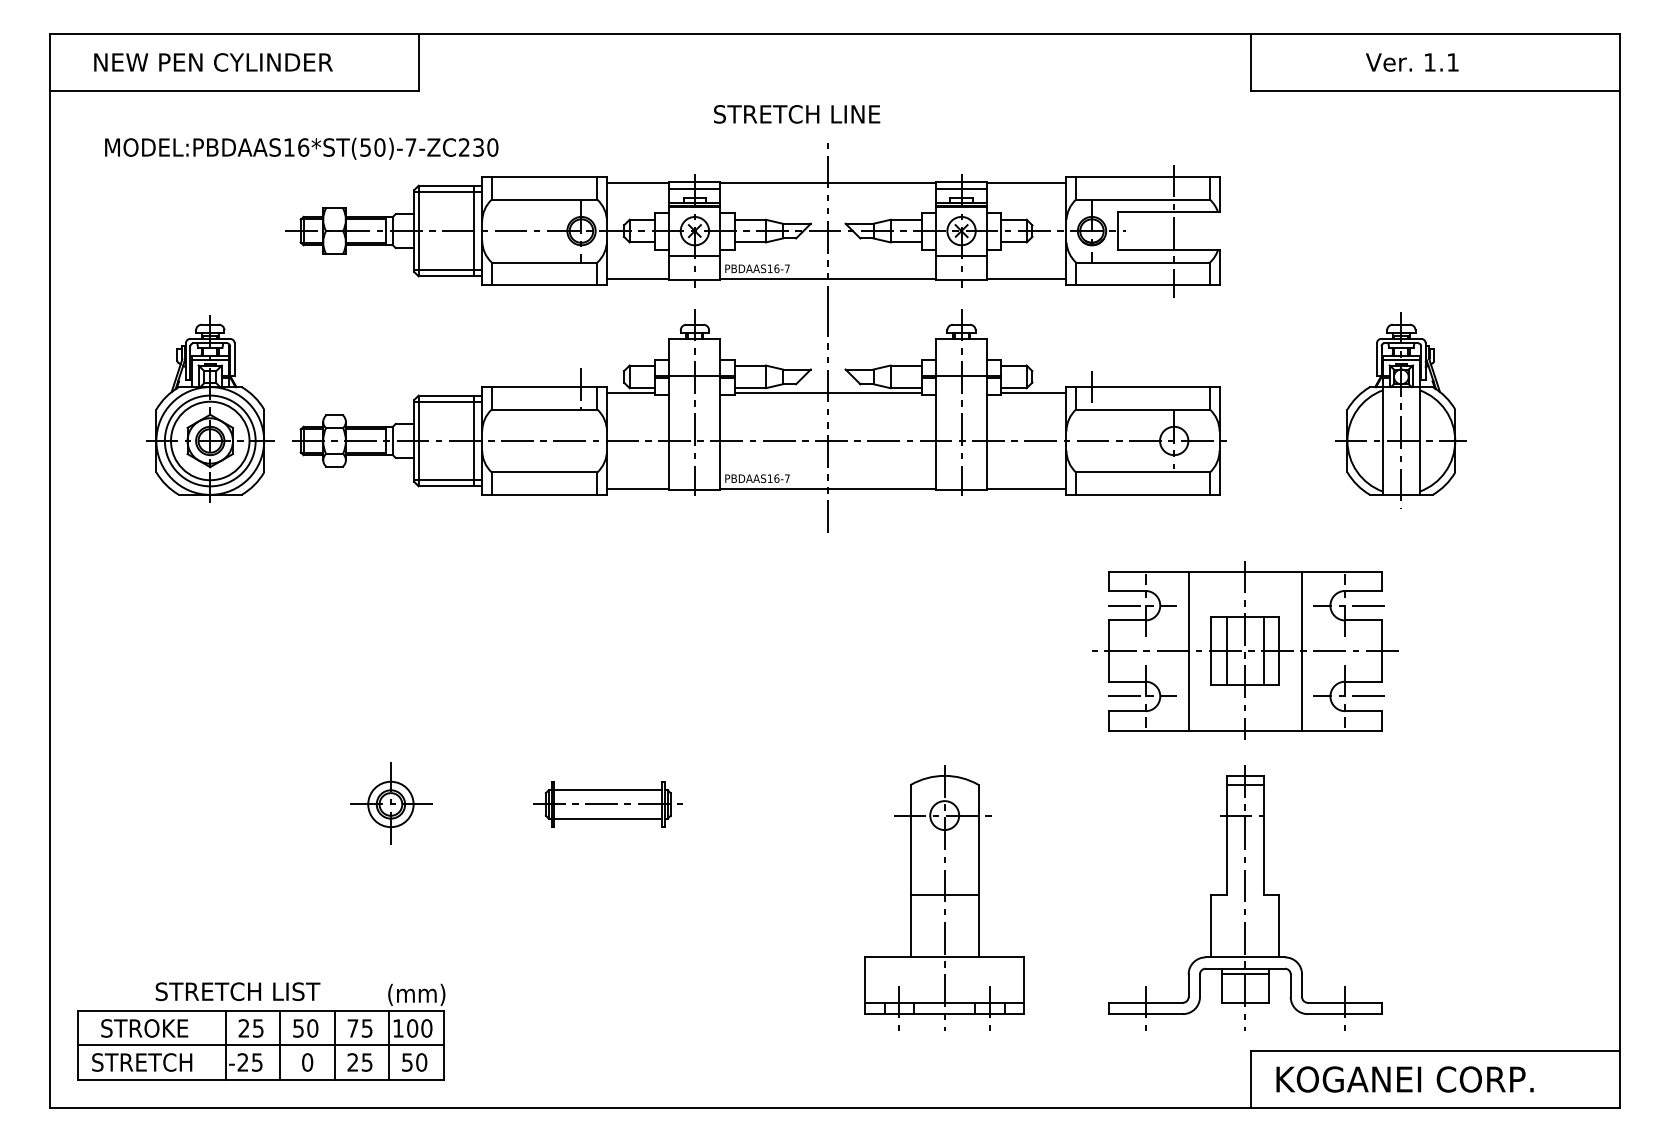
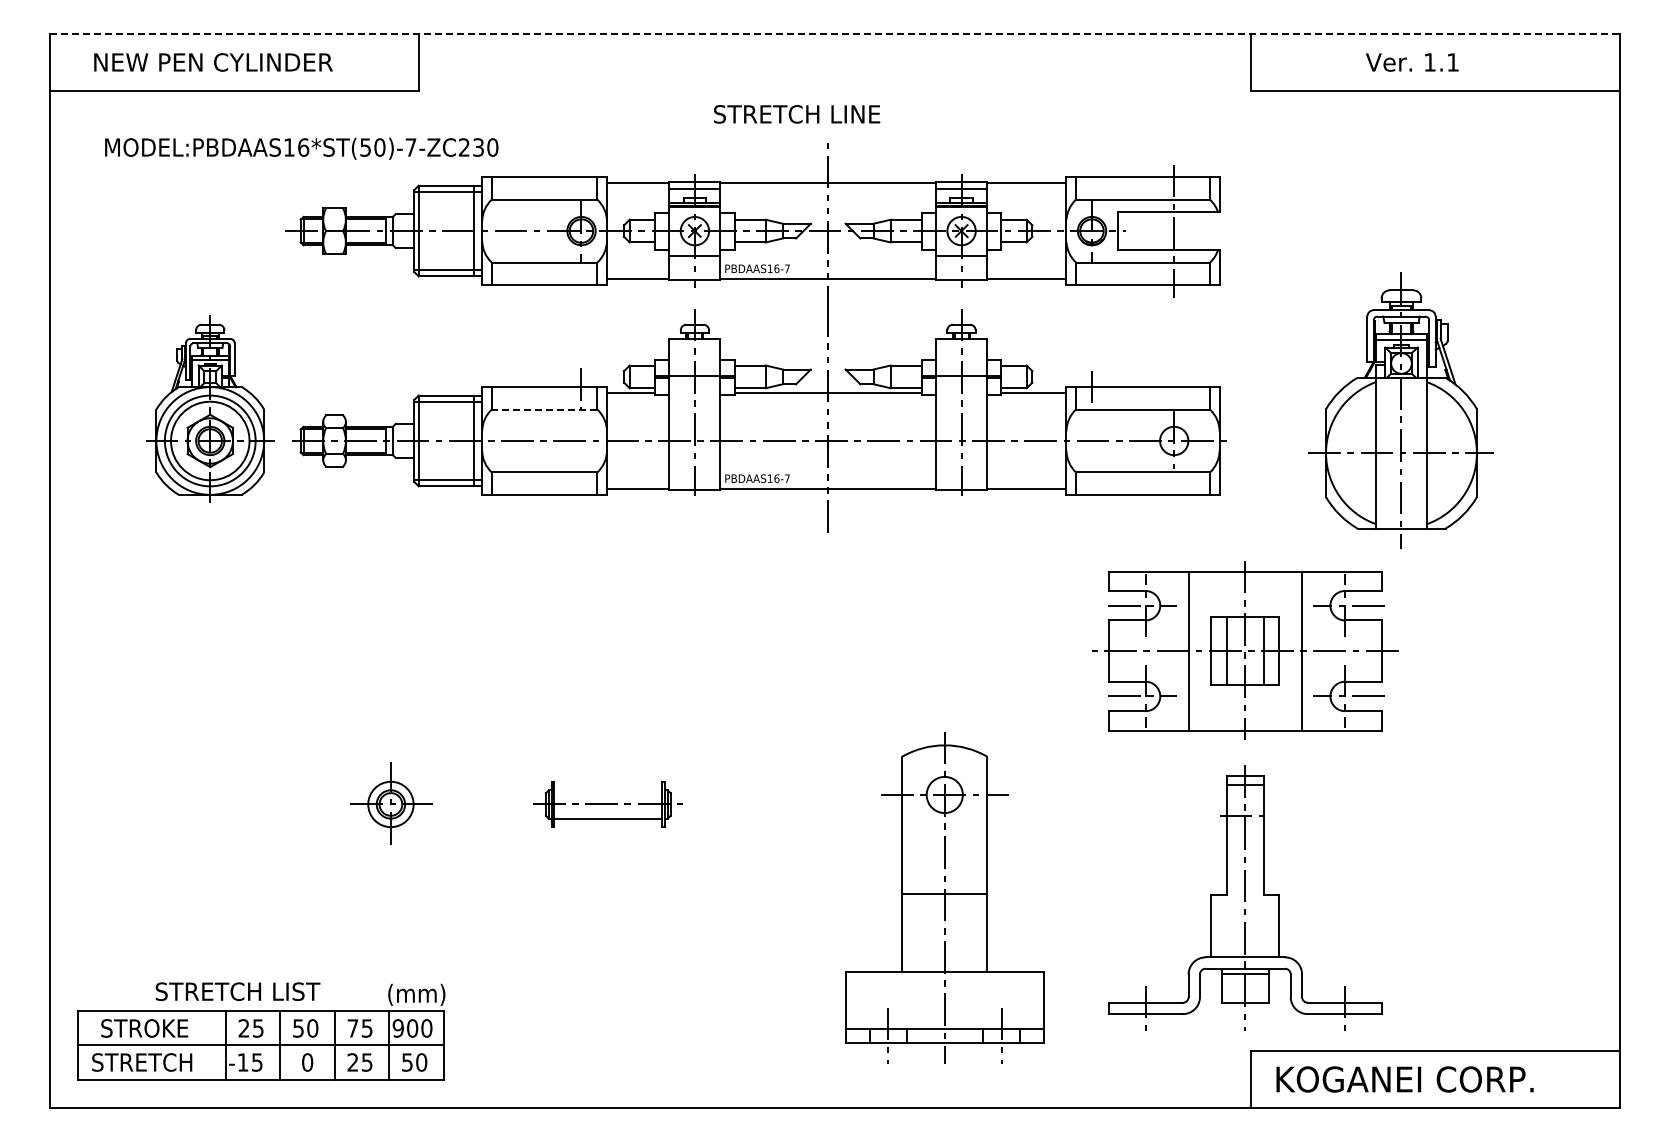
line: solid -> dashed (834, 34)
line: solid -> dashed (544, 409)
part size: 132x197 px -> 186x277 px (1400, 410)
line: present -> none (608, 790)
part size: 161x266 px -> 200x332 px (944, 897)
text: 100 -> 900 (397, 1028)
text: -25 -> -15 (242, 1062)
